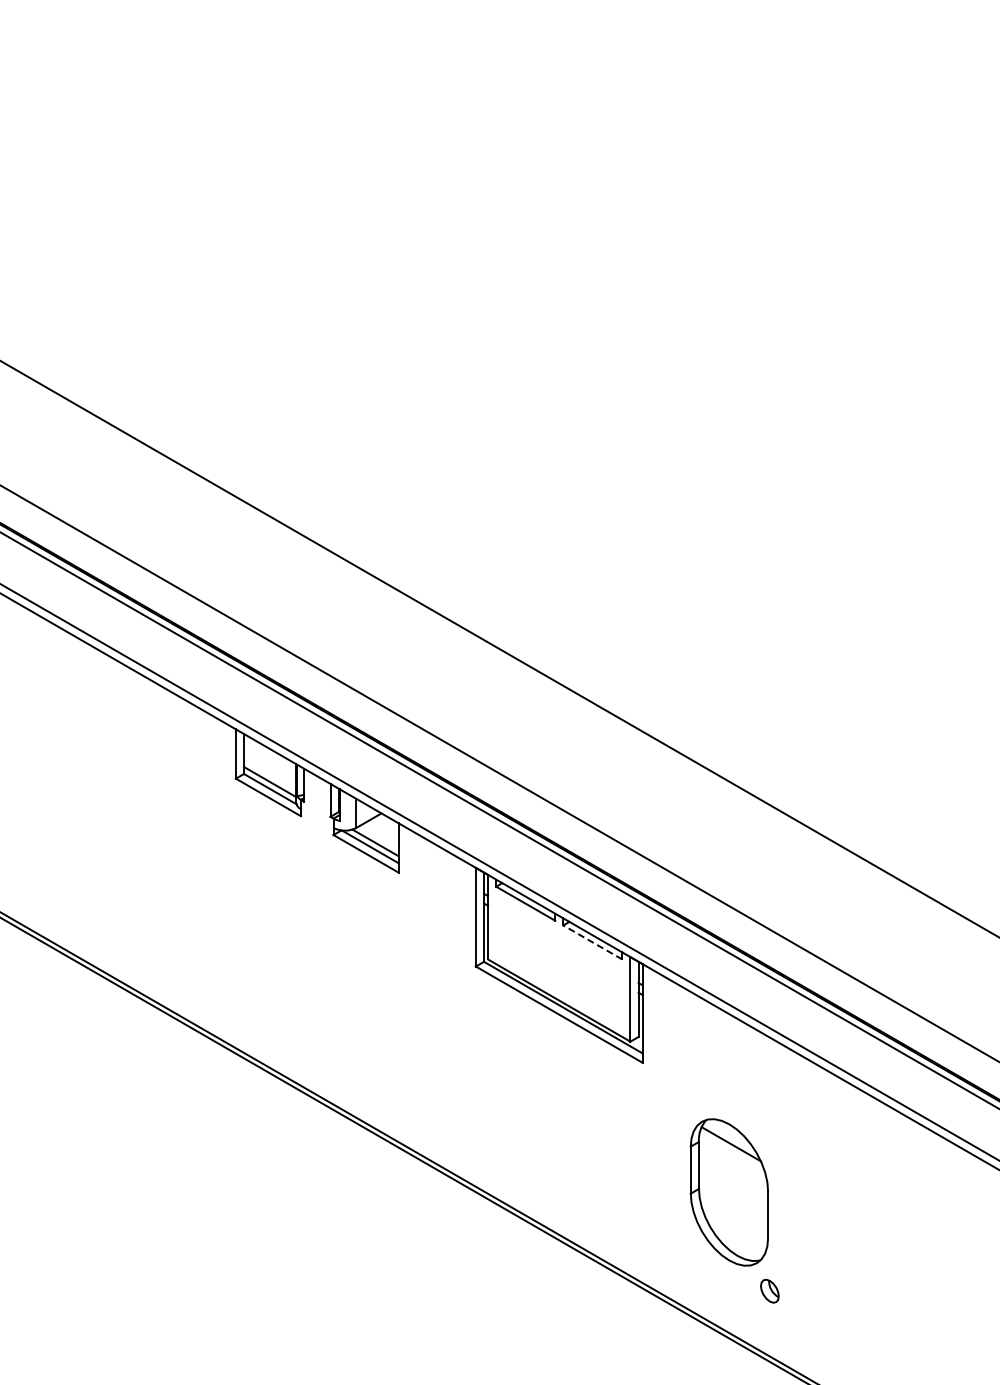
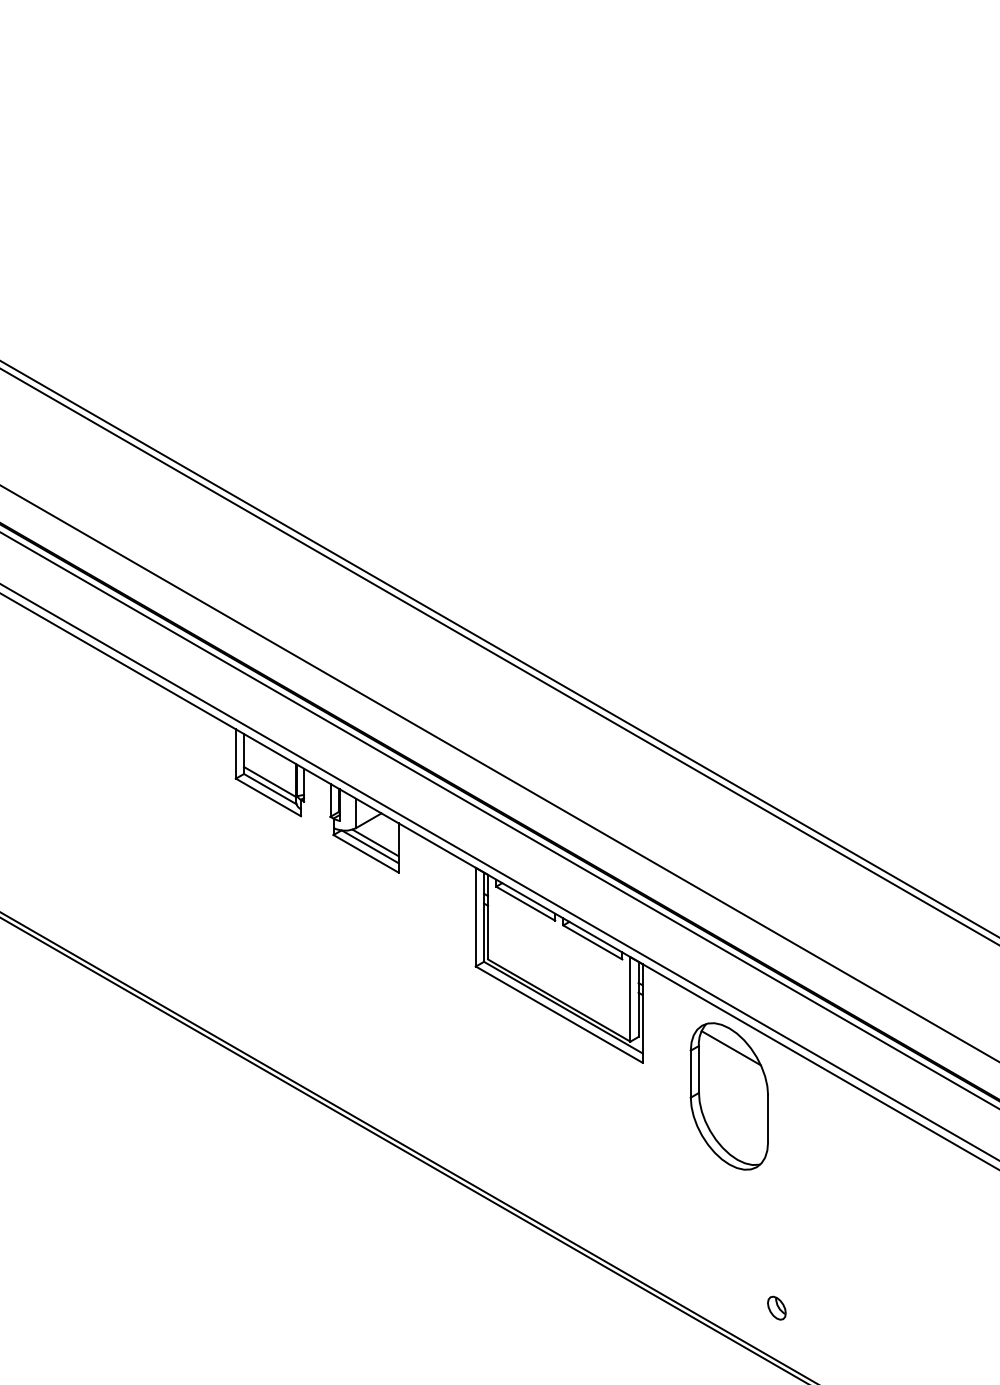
line: none -> present (499, 656)
line: dashed -> solid (592, 942)
part position: (728, 1192) -> (728, 1096) (728, 1096)
part position: (769, 1290) -> (776, 1307) (776, 1307)
